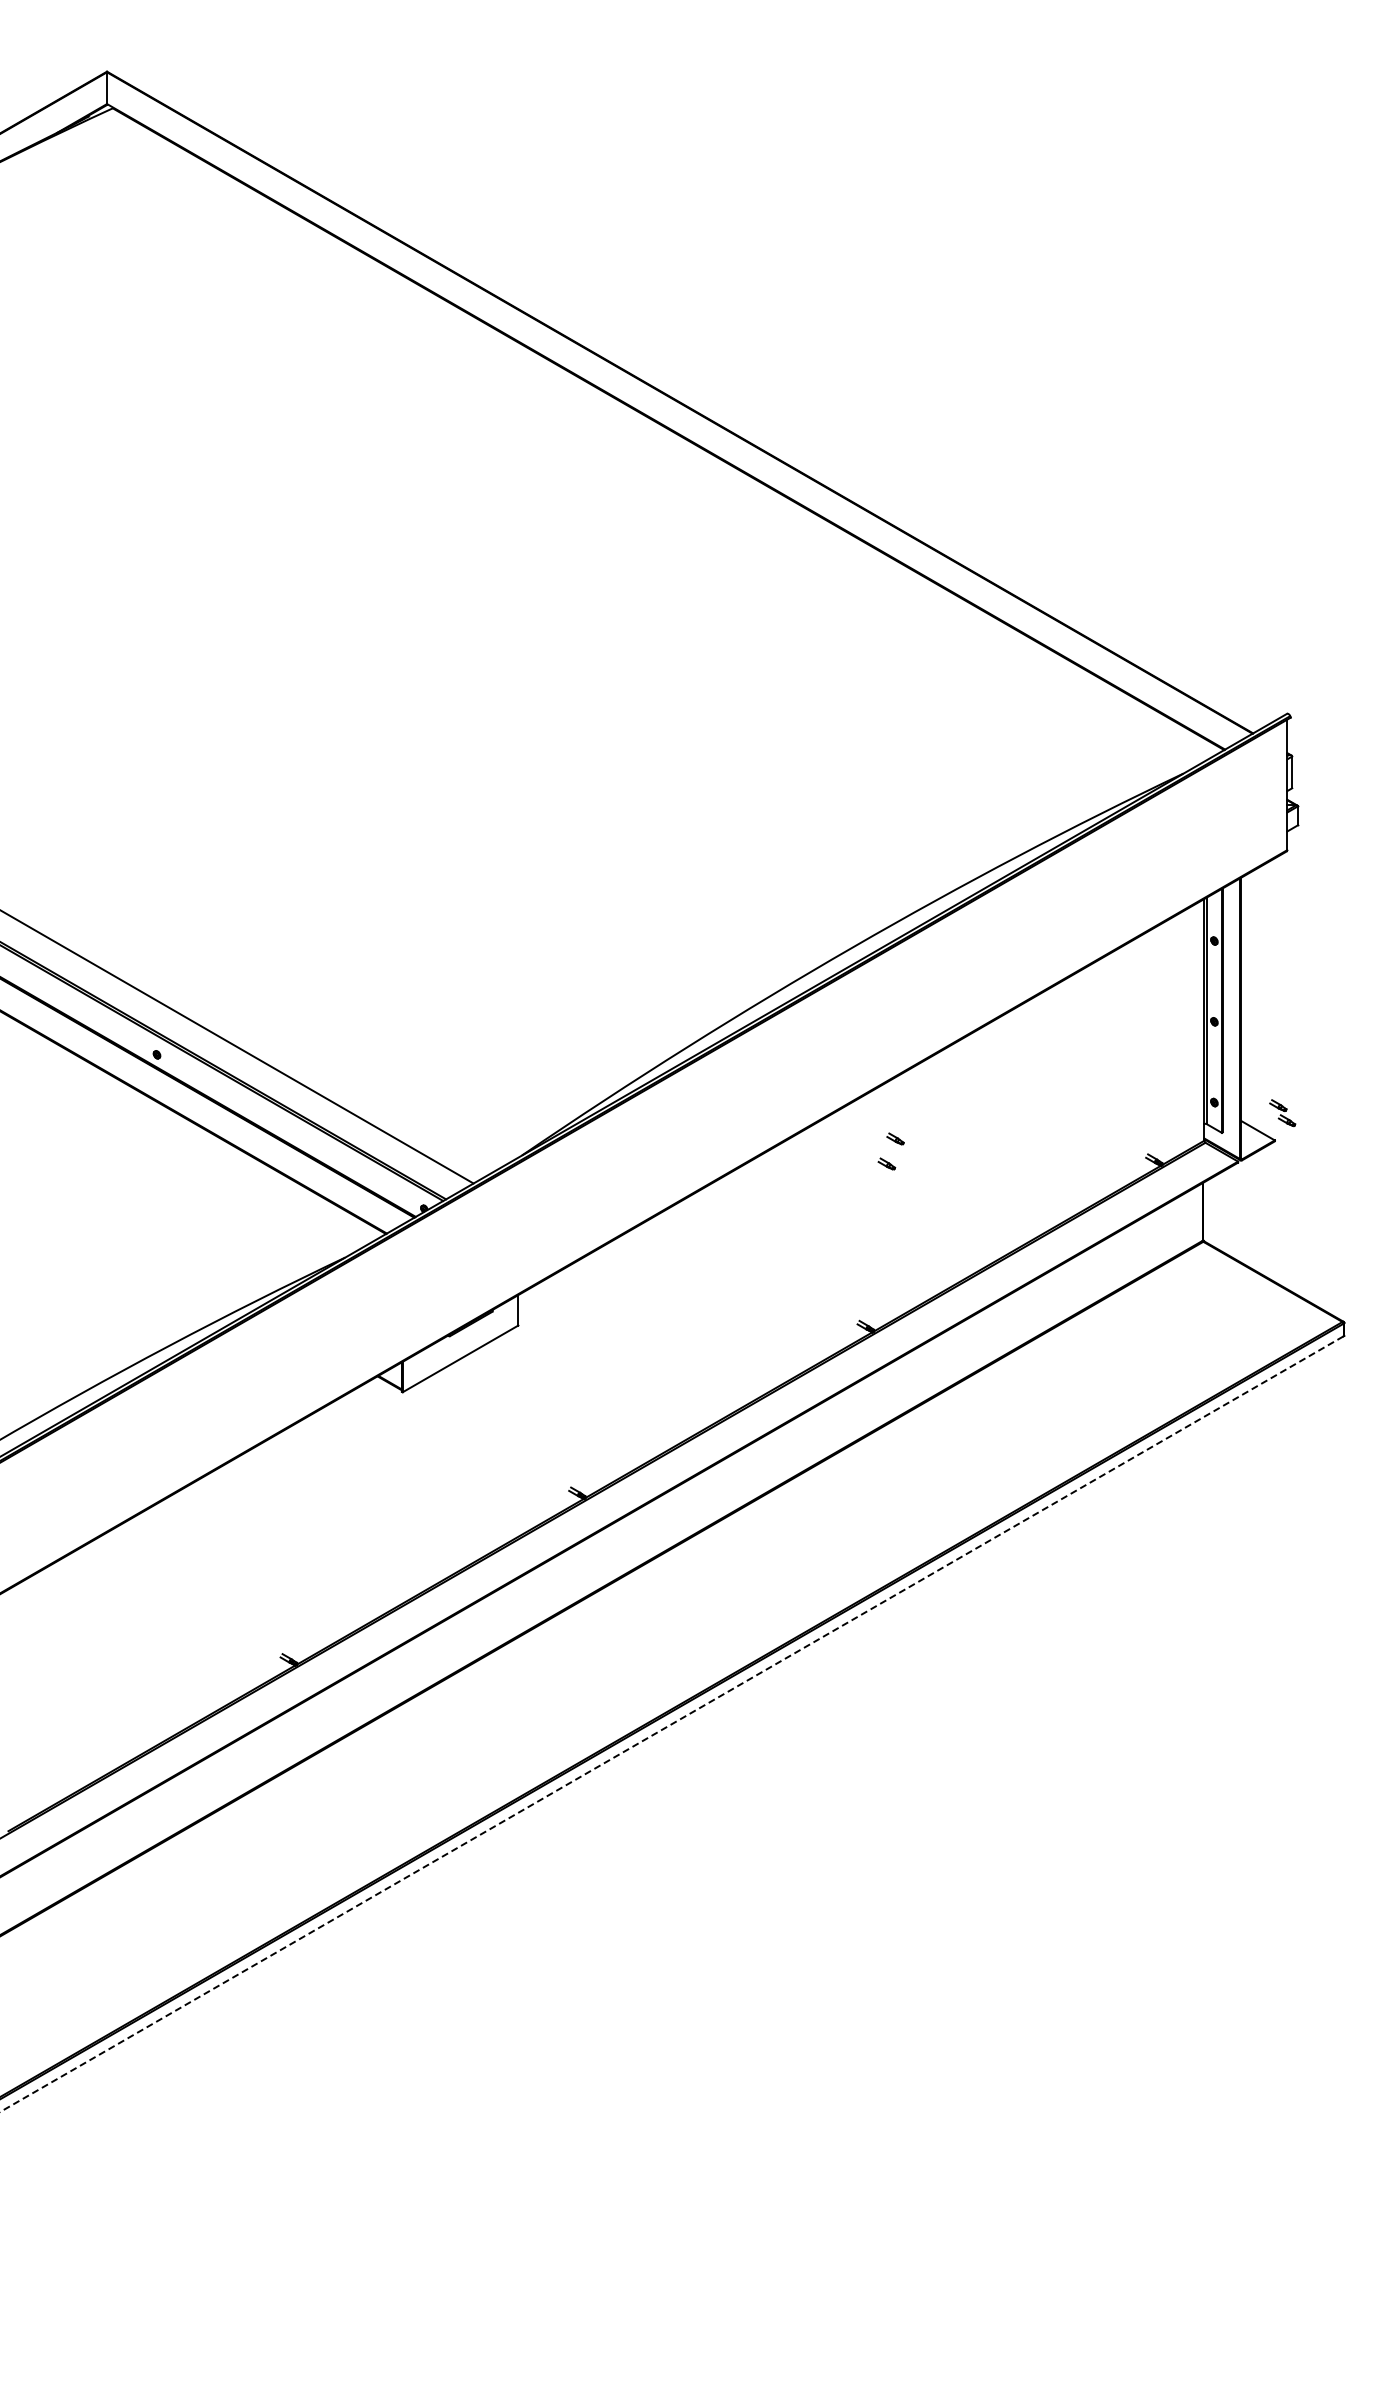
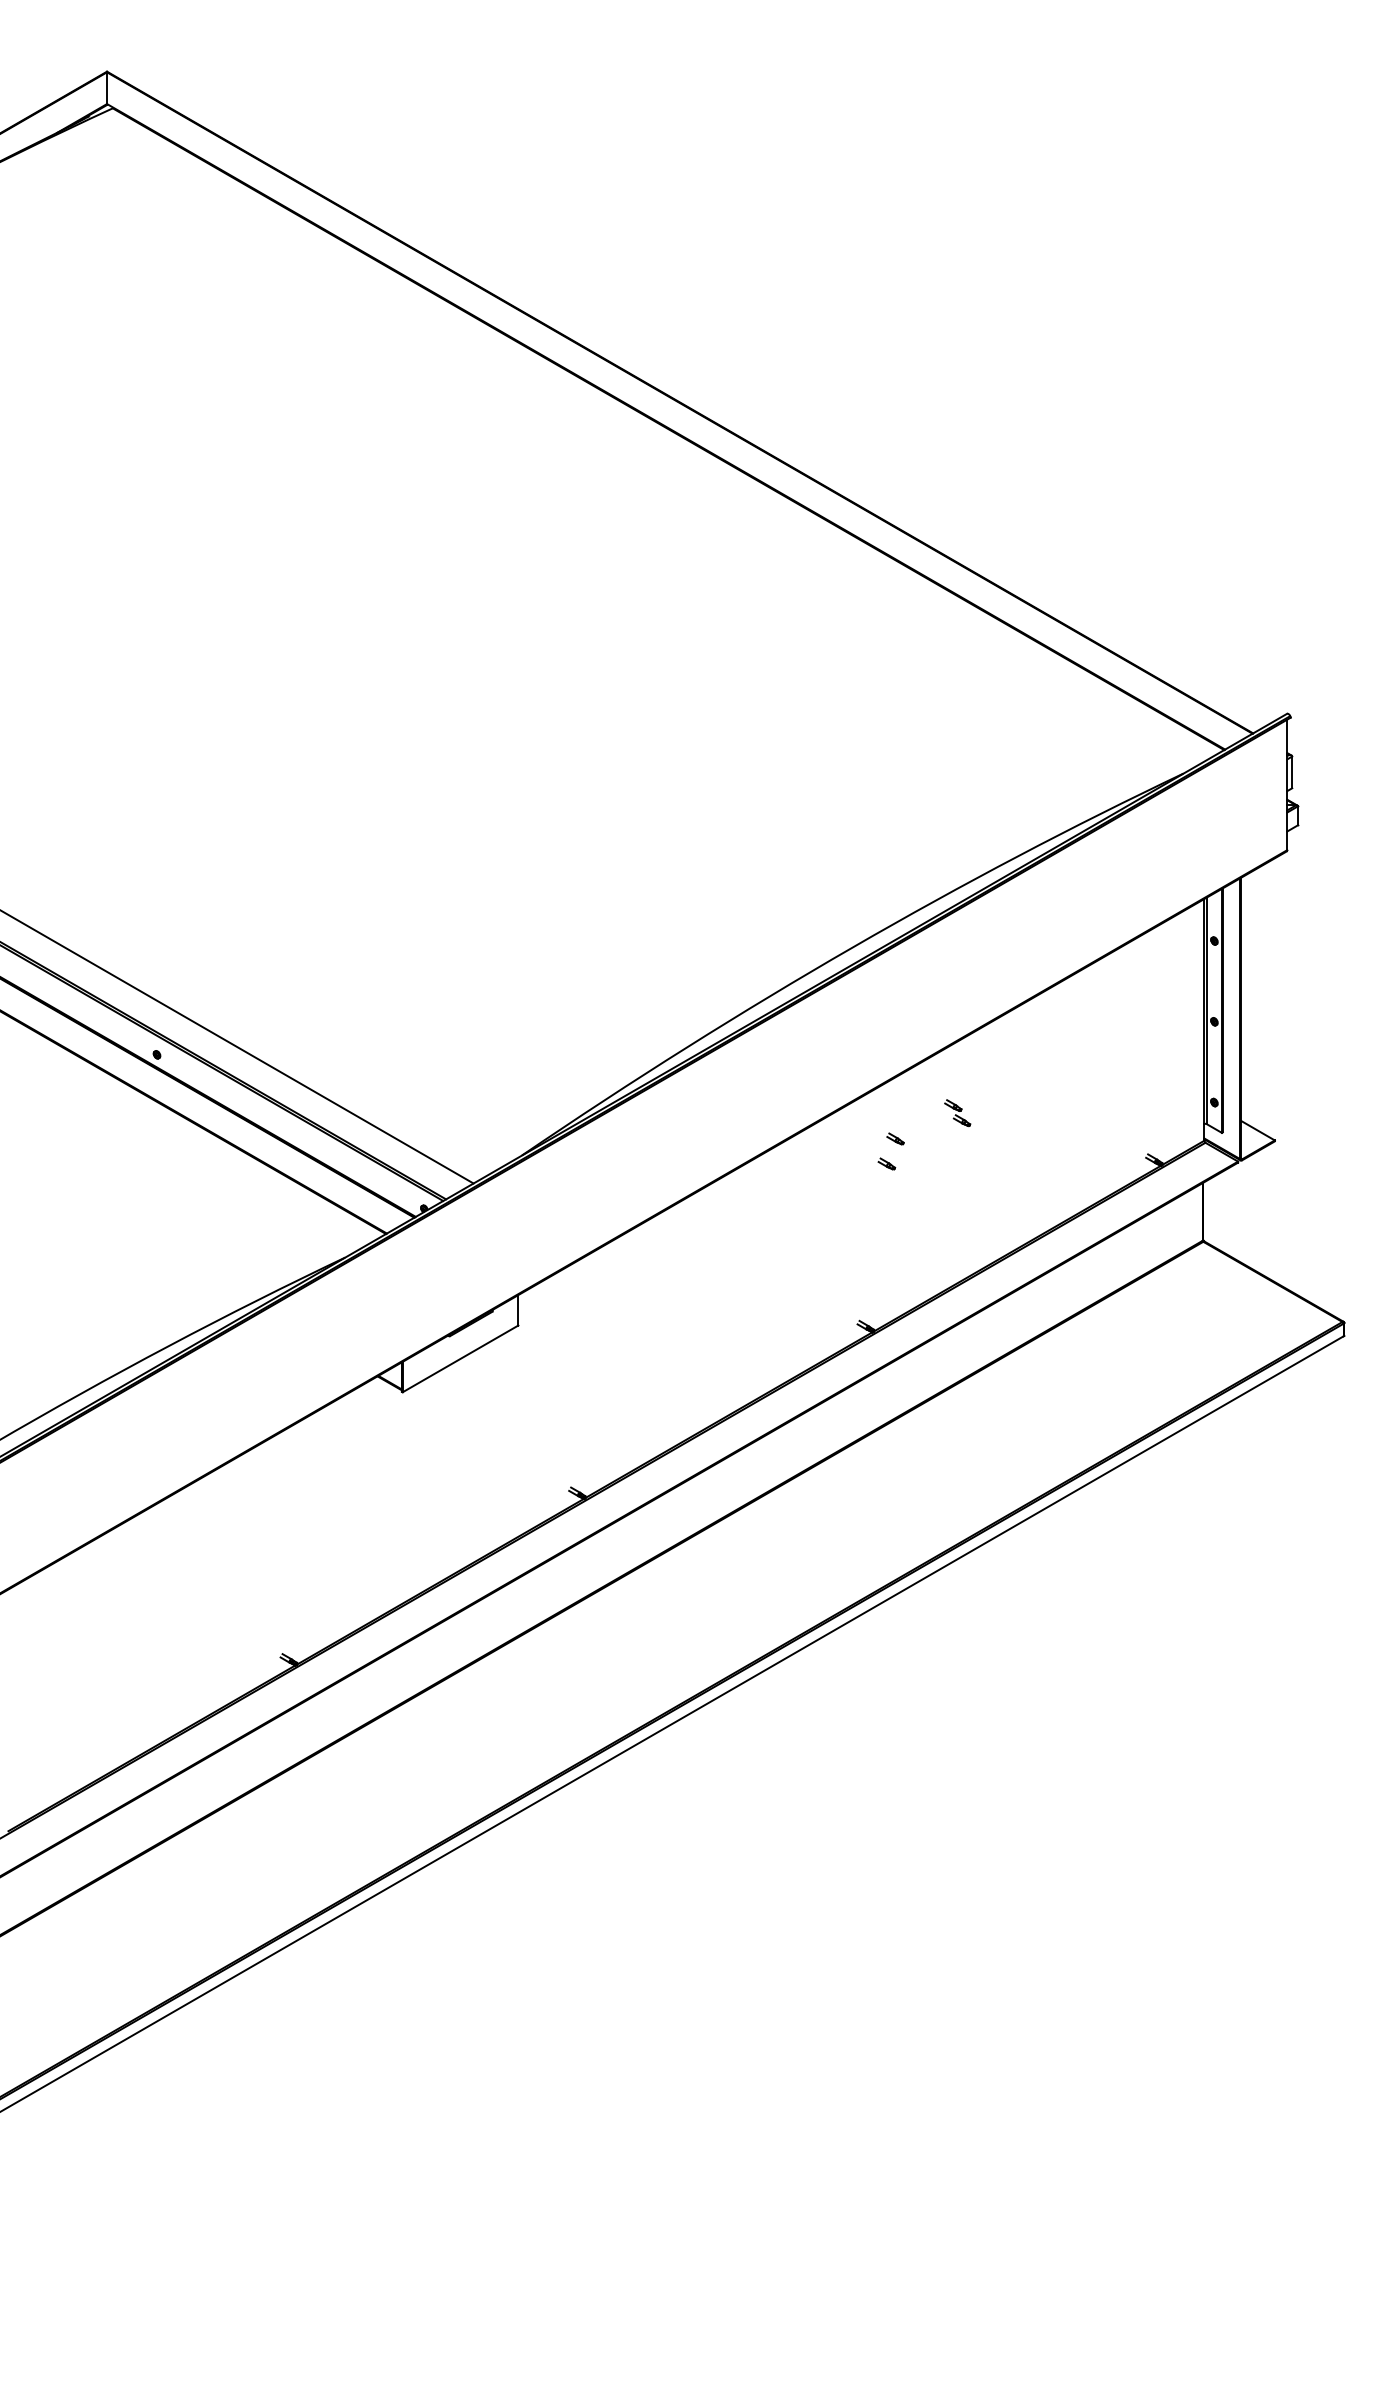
part position: (1282, 1113) -> (957, 1113) (957, 1113)
line: dashed -> solid (671, 1724)
